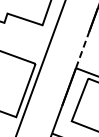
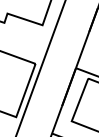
line: dashed -> solid (82, 49)
